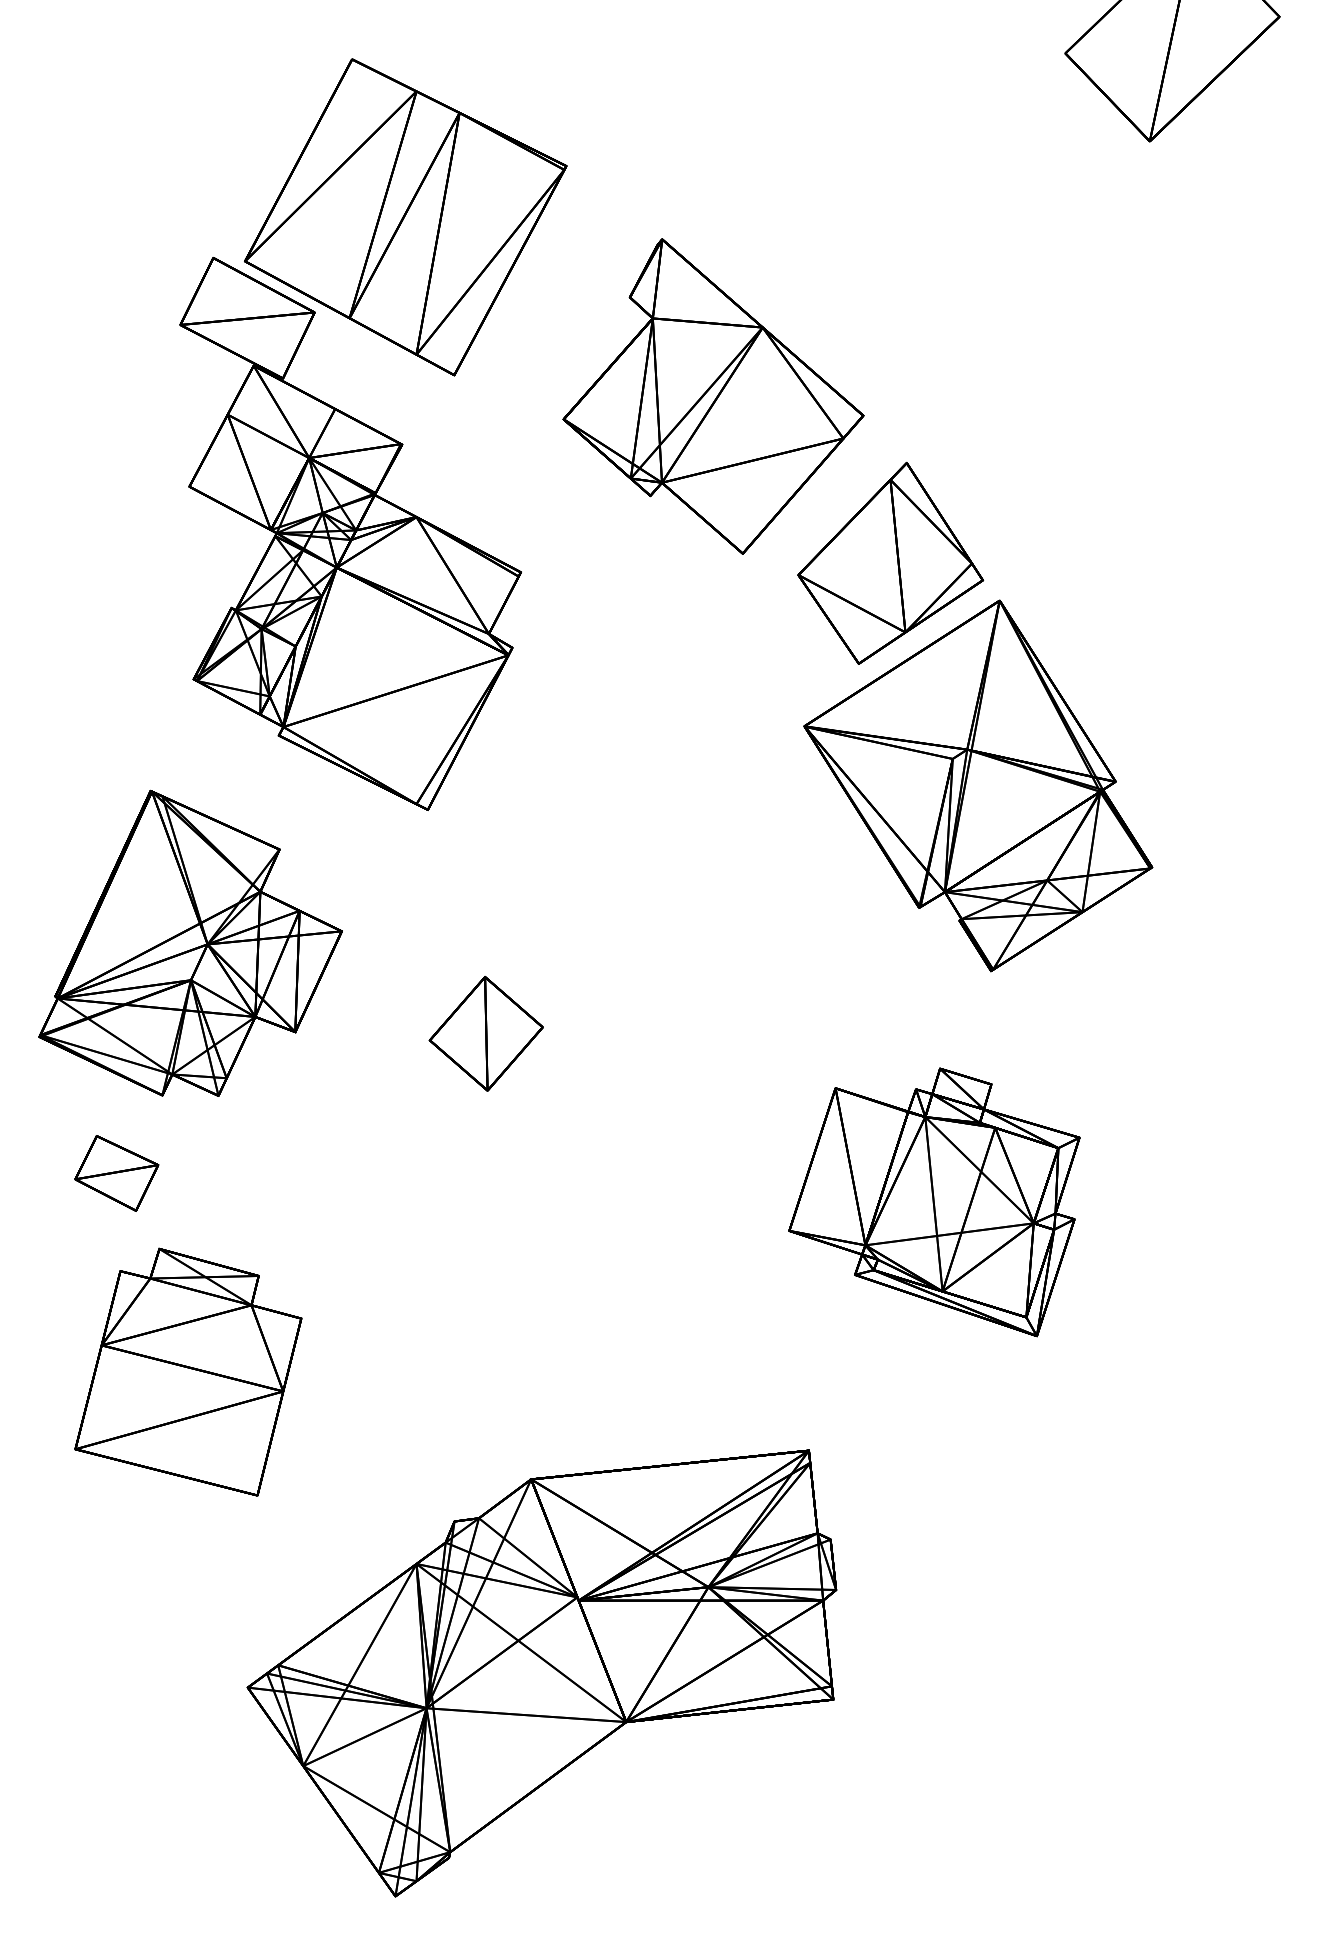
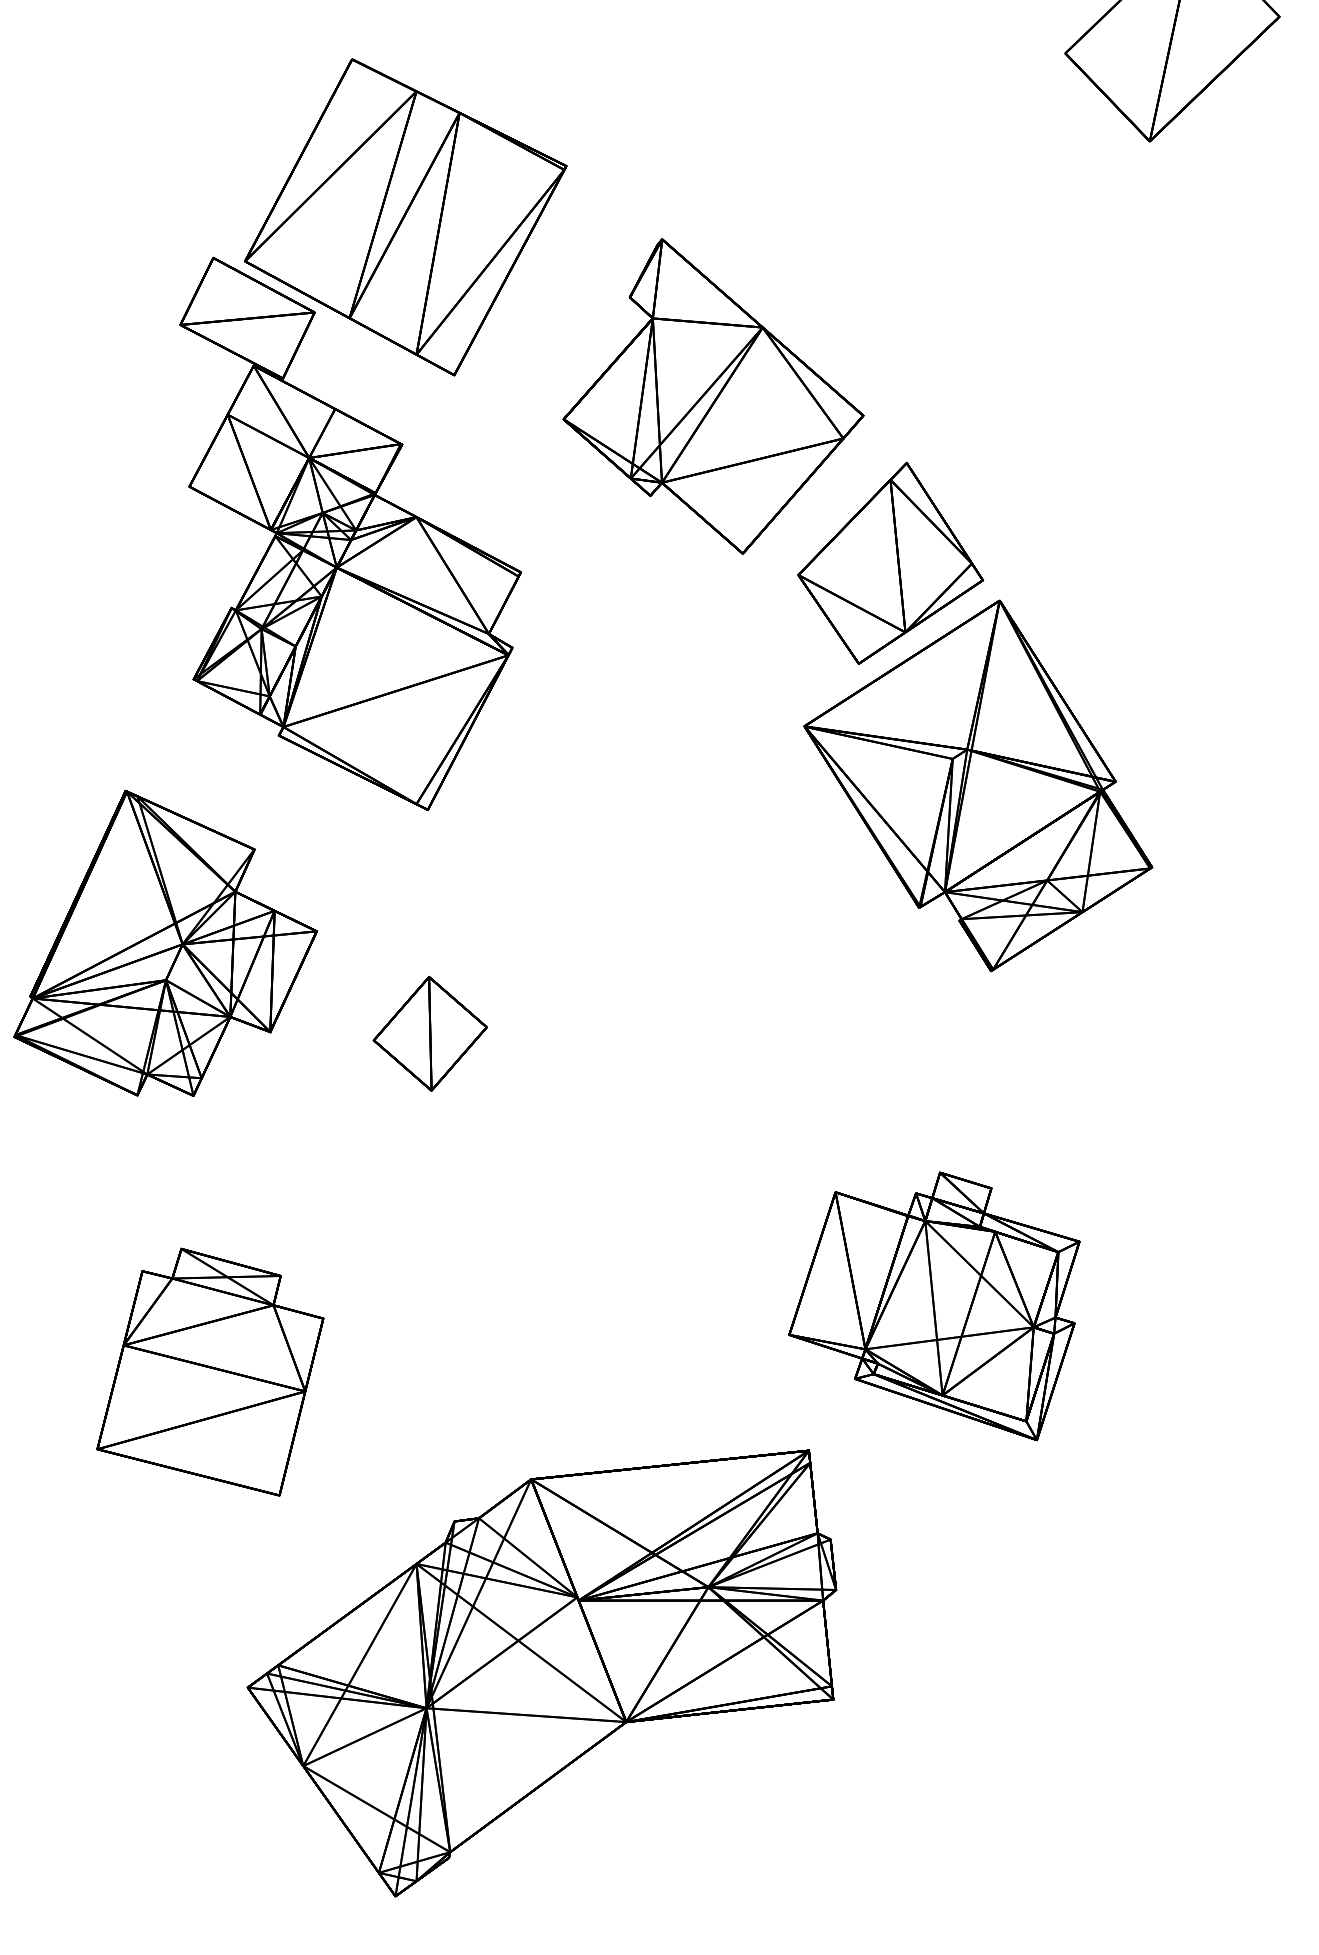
part position: (190, 942) -> (165, 942) (165, 942)
part position: (485, 1033) -> (429, 1033) (429, 1033)
part: present -> none (116, 1173)
part position: (934, 1202) -> (934, 1306) (934, 1306)
part position: (188, 1371) -> (210, 1371) (210, 1371)
